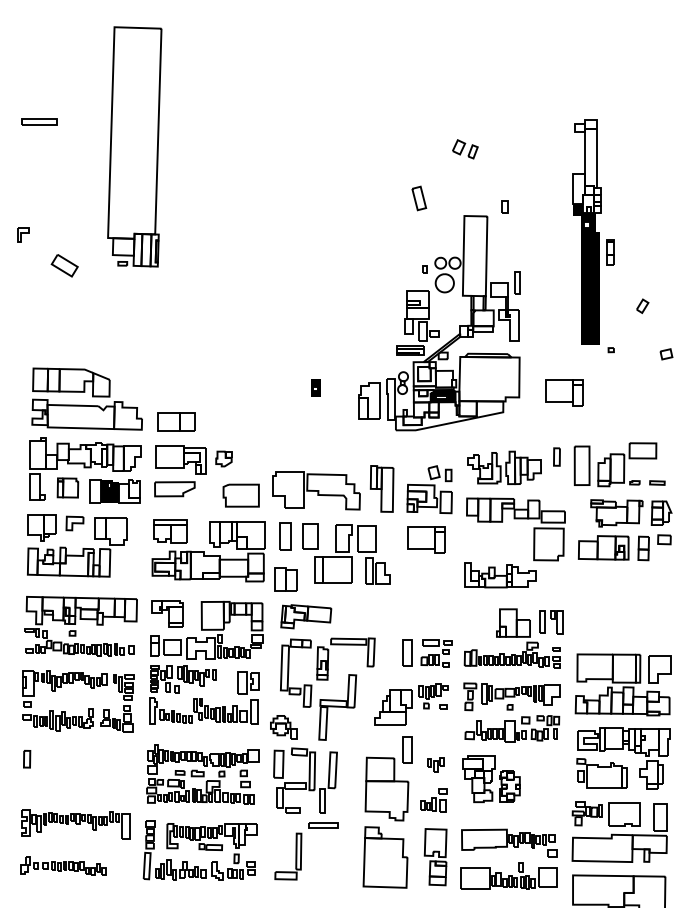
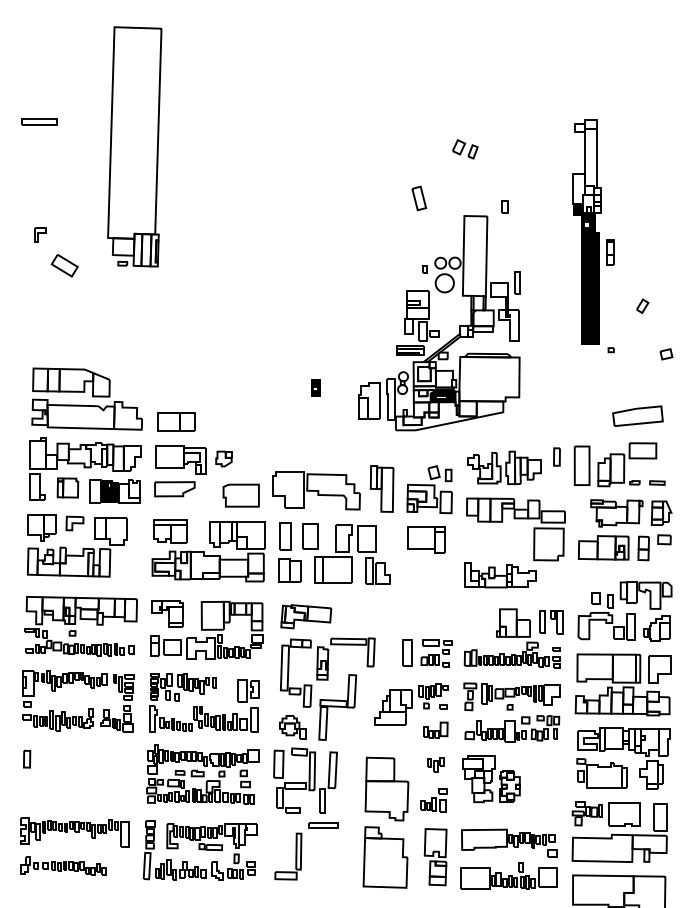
part position: (23, 234) -> (40, 234) (40, 234)
part: present -> none (564, 392)
part: none -> present (637, 415)
part position: (285, 579) -> (289, 570) (289, 570)
part: none -> present (624, 611)
part position: (204, 694) -> (204, 702) (204, 702)
part position: (283, 727) -> (292, 727) (292, 727)
part: none -> present (435, 729)
part: present -> none (407, 749)
part position: (75, 824) -> (74, 832) (74, 832)
